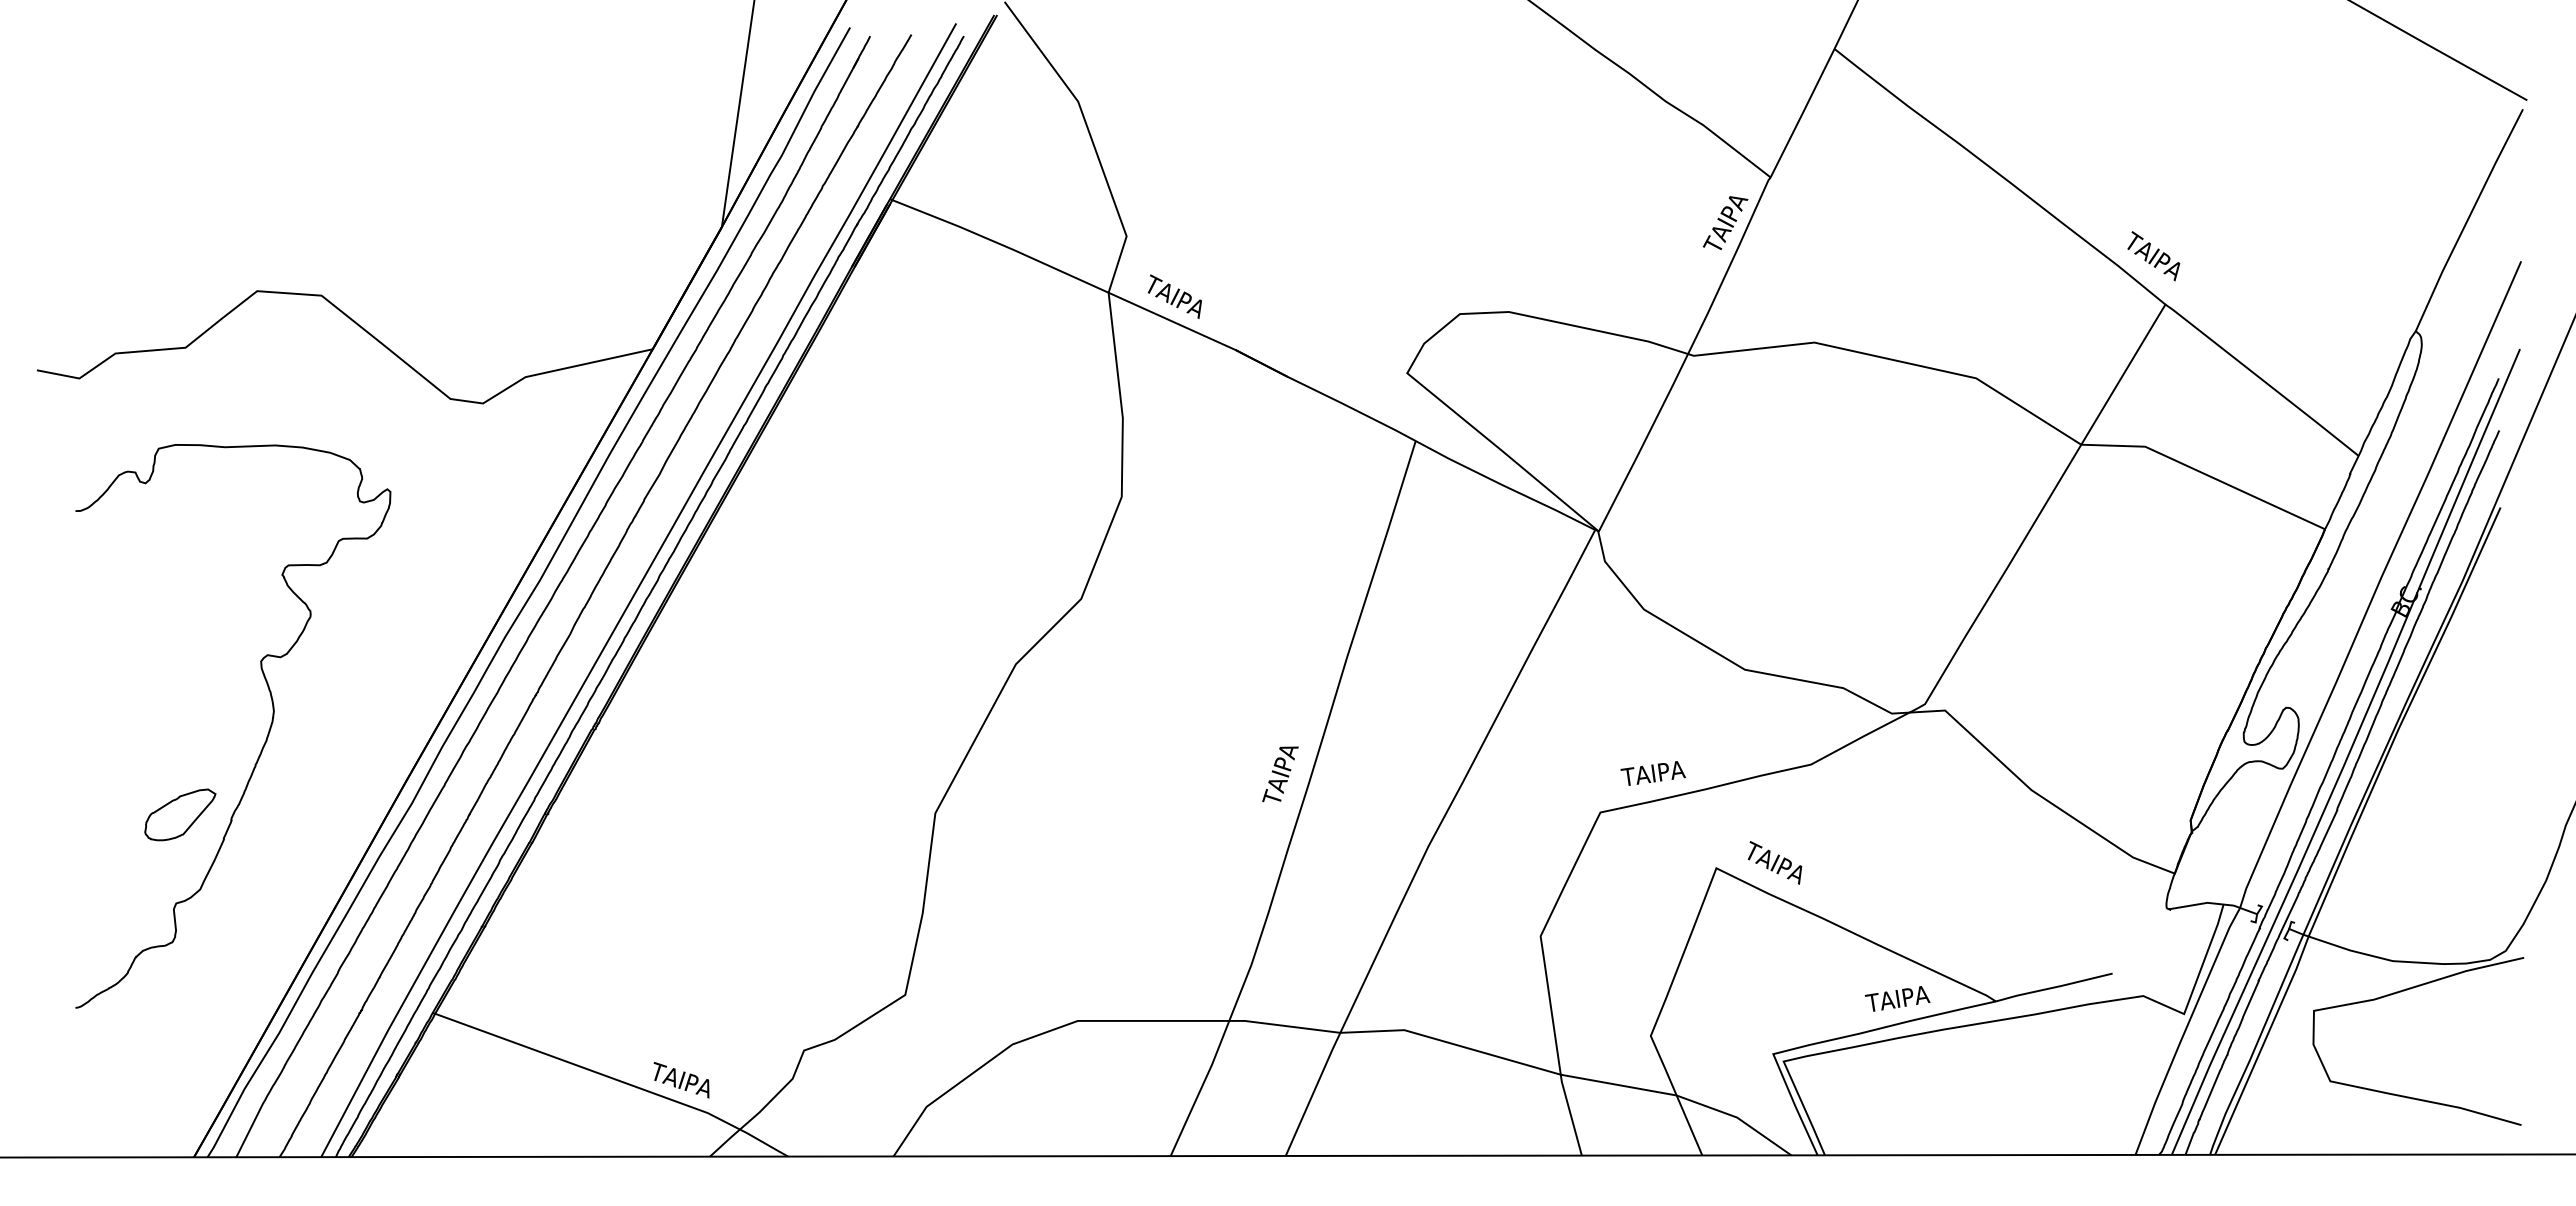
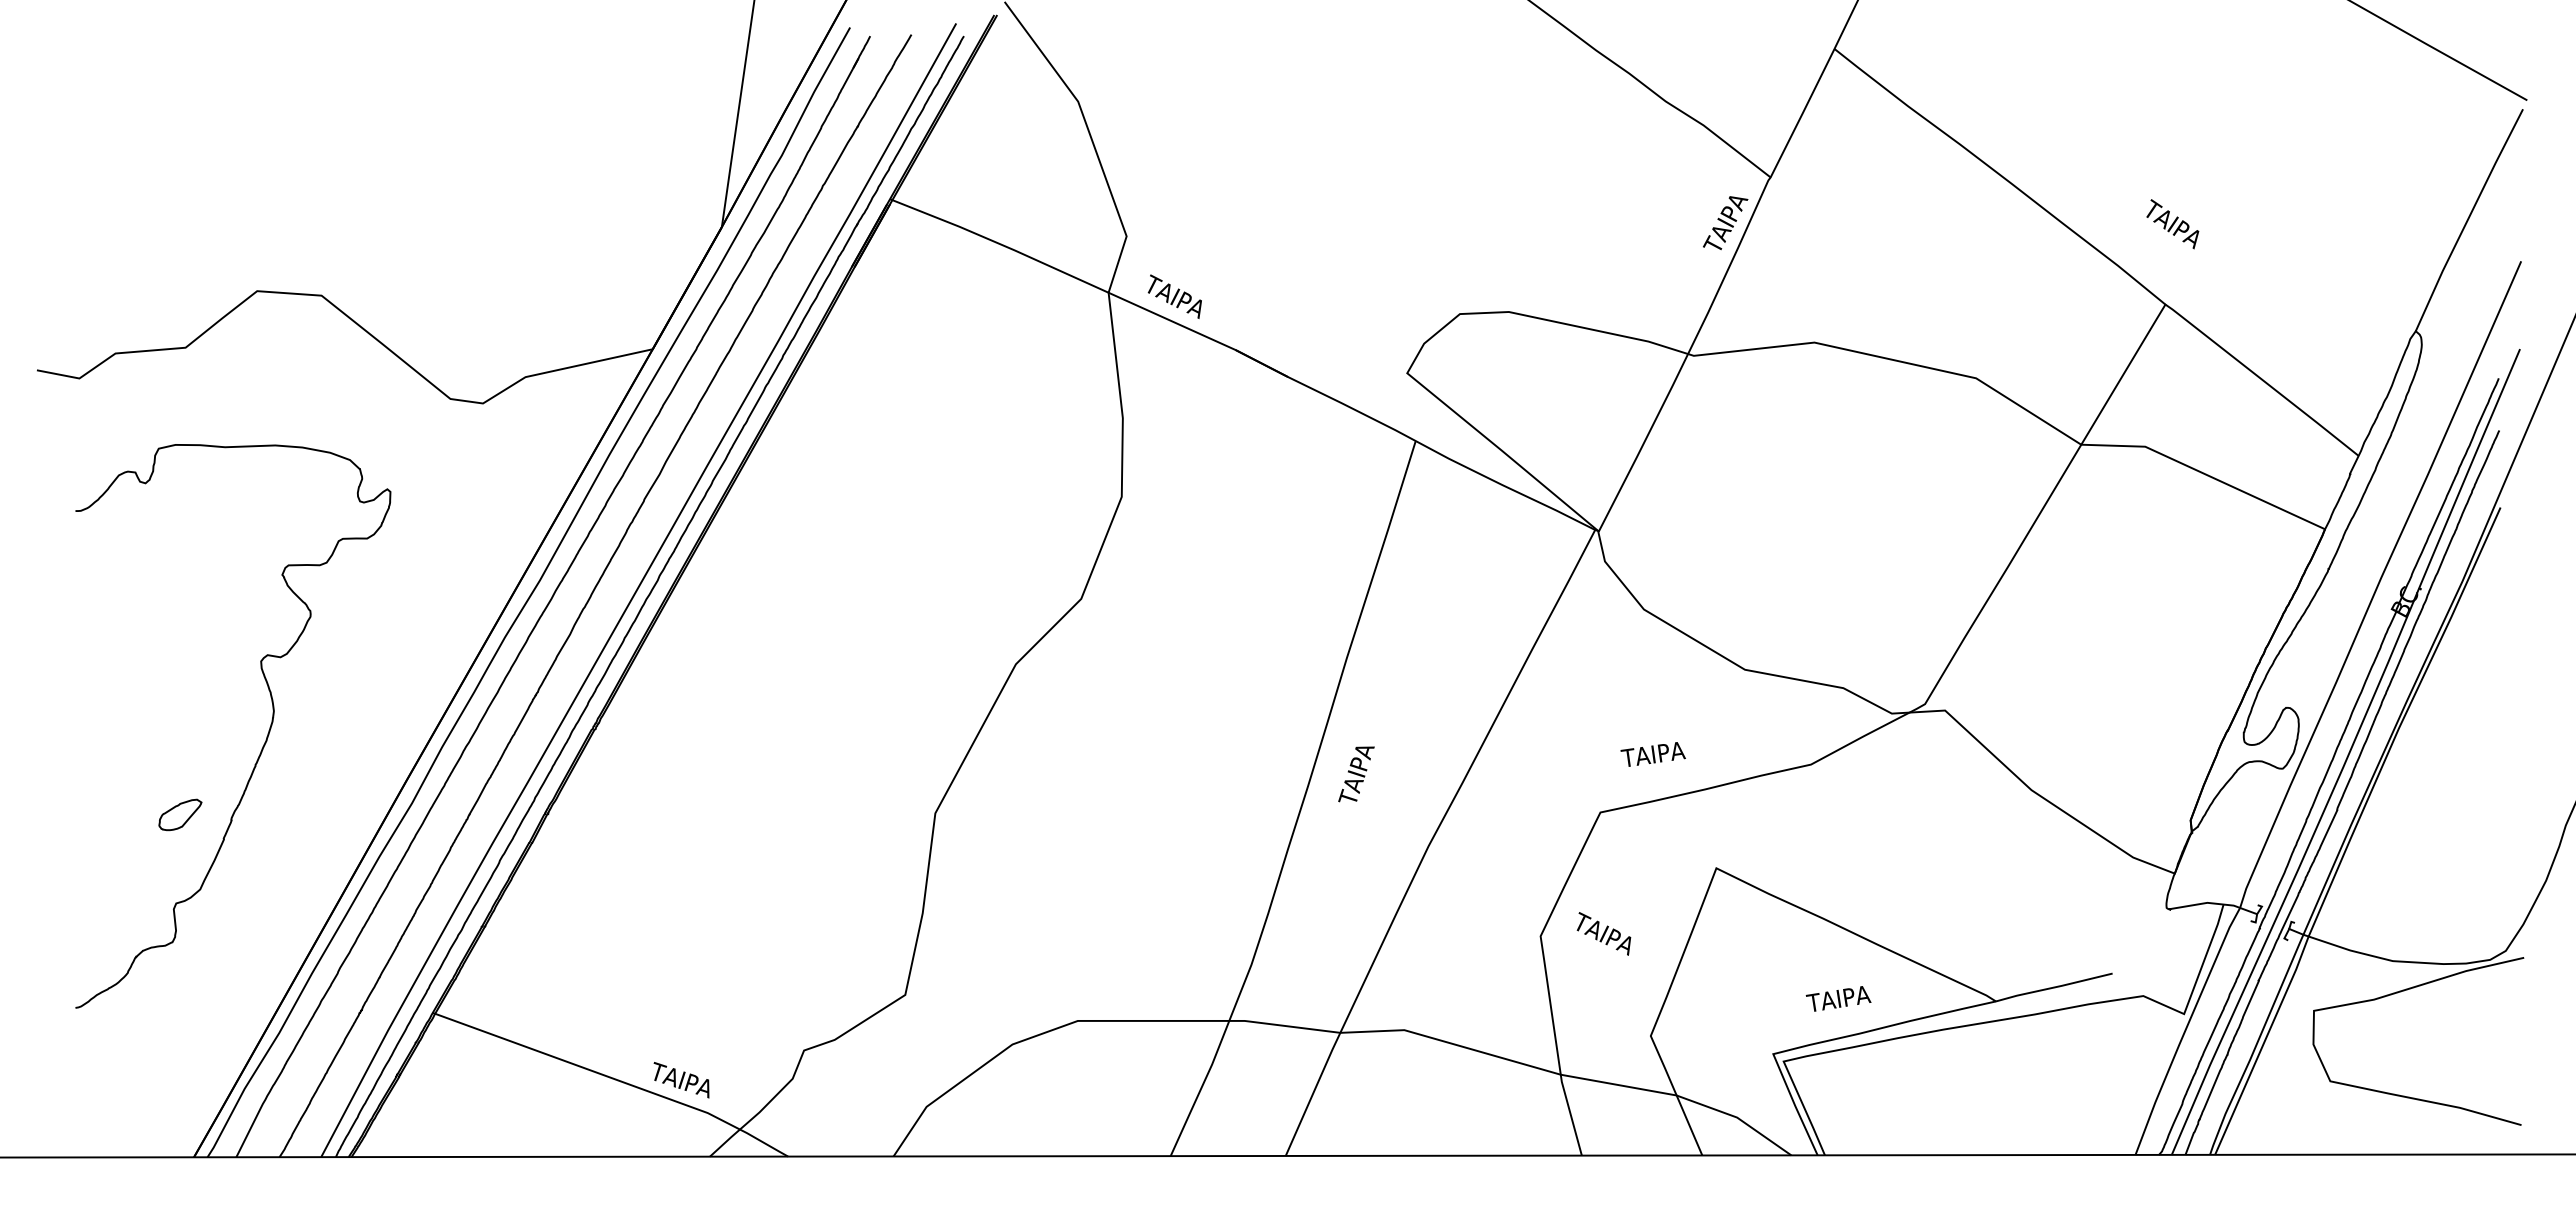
text position: (2153, 256) -> (2172, 224) (2172, 224)
text position: (1652, 773) -> (1652, 754) (1652, 754)
text position: (1280, 774) -> (1356, 774) (1356, 774)
part size: 73x54 px -> 45x34 px (180, 814)
text position: (1774, 862) -> (1603, 933) (1603, 933)
text position: (1897, 998) -> (1838, 998) (1838, 998)
